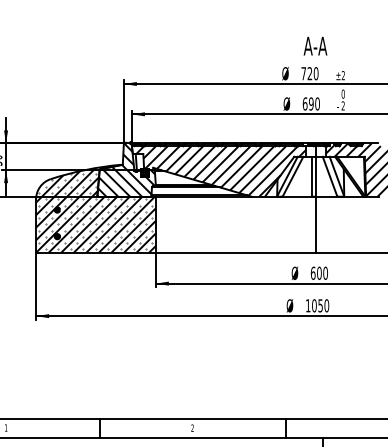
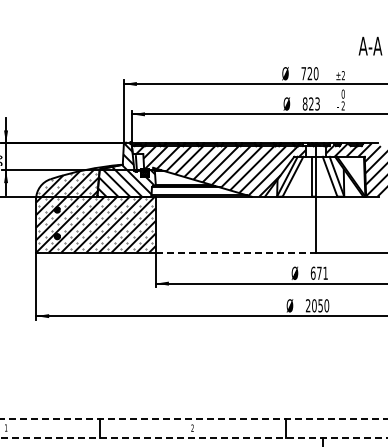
text position: (315, 45) -> (370, 45) (370, 45)
text: 690 -> 823 (310, 103)
line: solid -> dashed (235, 252)
text: 600 -> 671 (322, 272)
text: 1050 -> 2050 (307, 305)
line: solid -> dashed (194, 419)
line: solid -> dashed (194, 437)
